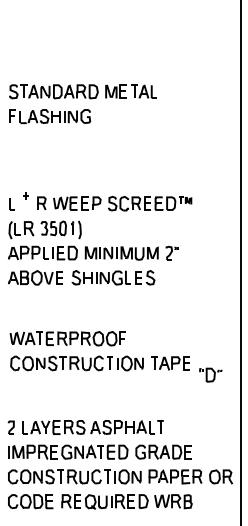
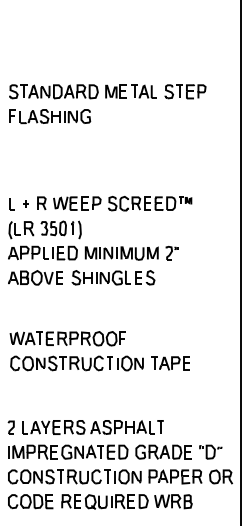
part: none -> present (185, 91)
part position: (25, 195) -> (25, 203) (25, 203)
part position: (210, 374) -> (210, 451) (210, 451)
